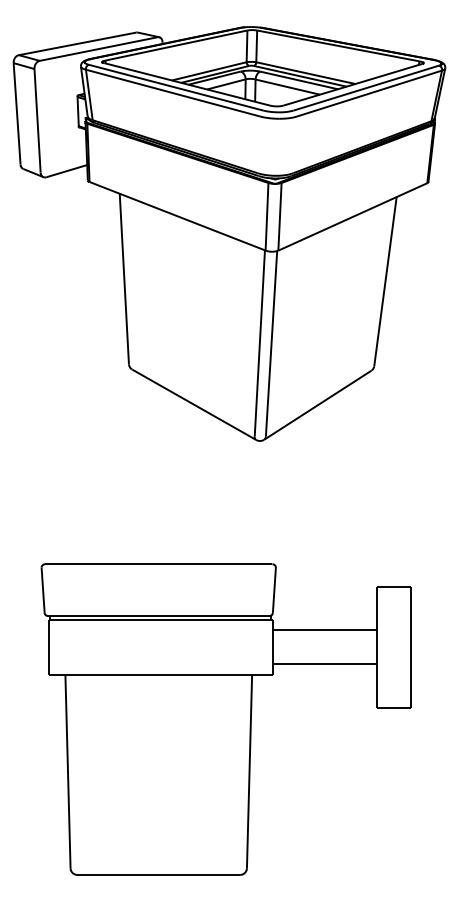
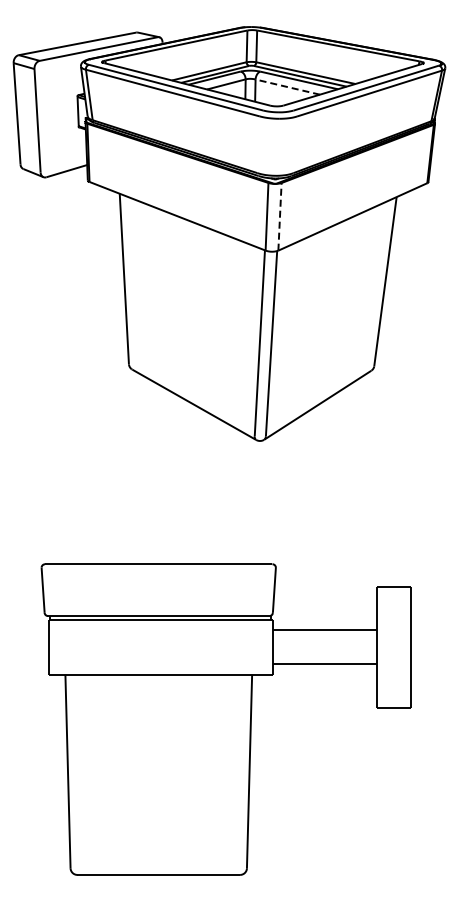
line: solid -> dashed (287, 86)
line: solid -> dashed (279, 216)
